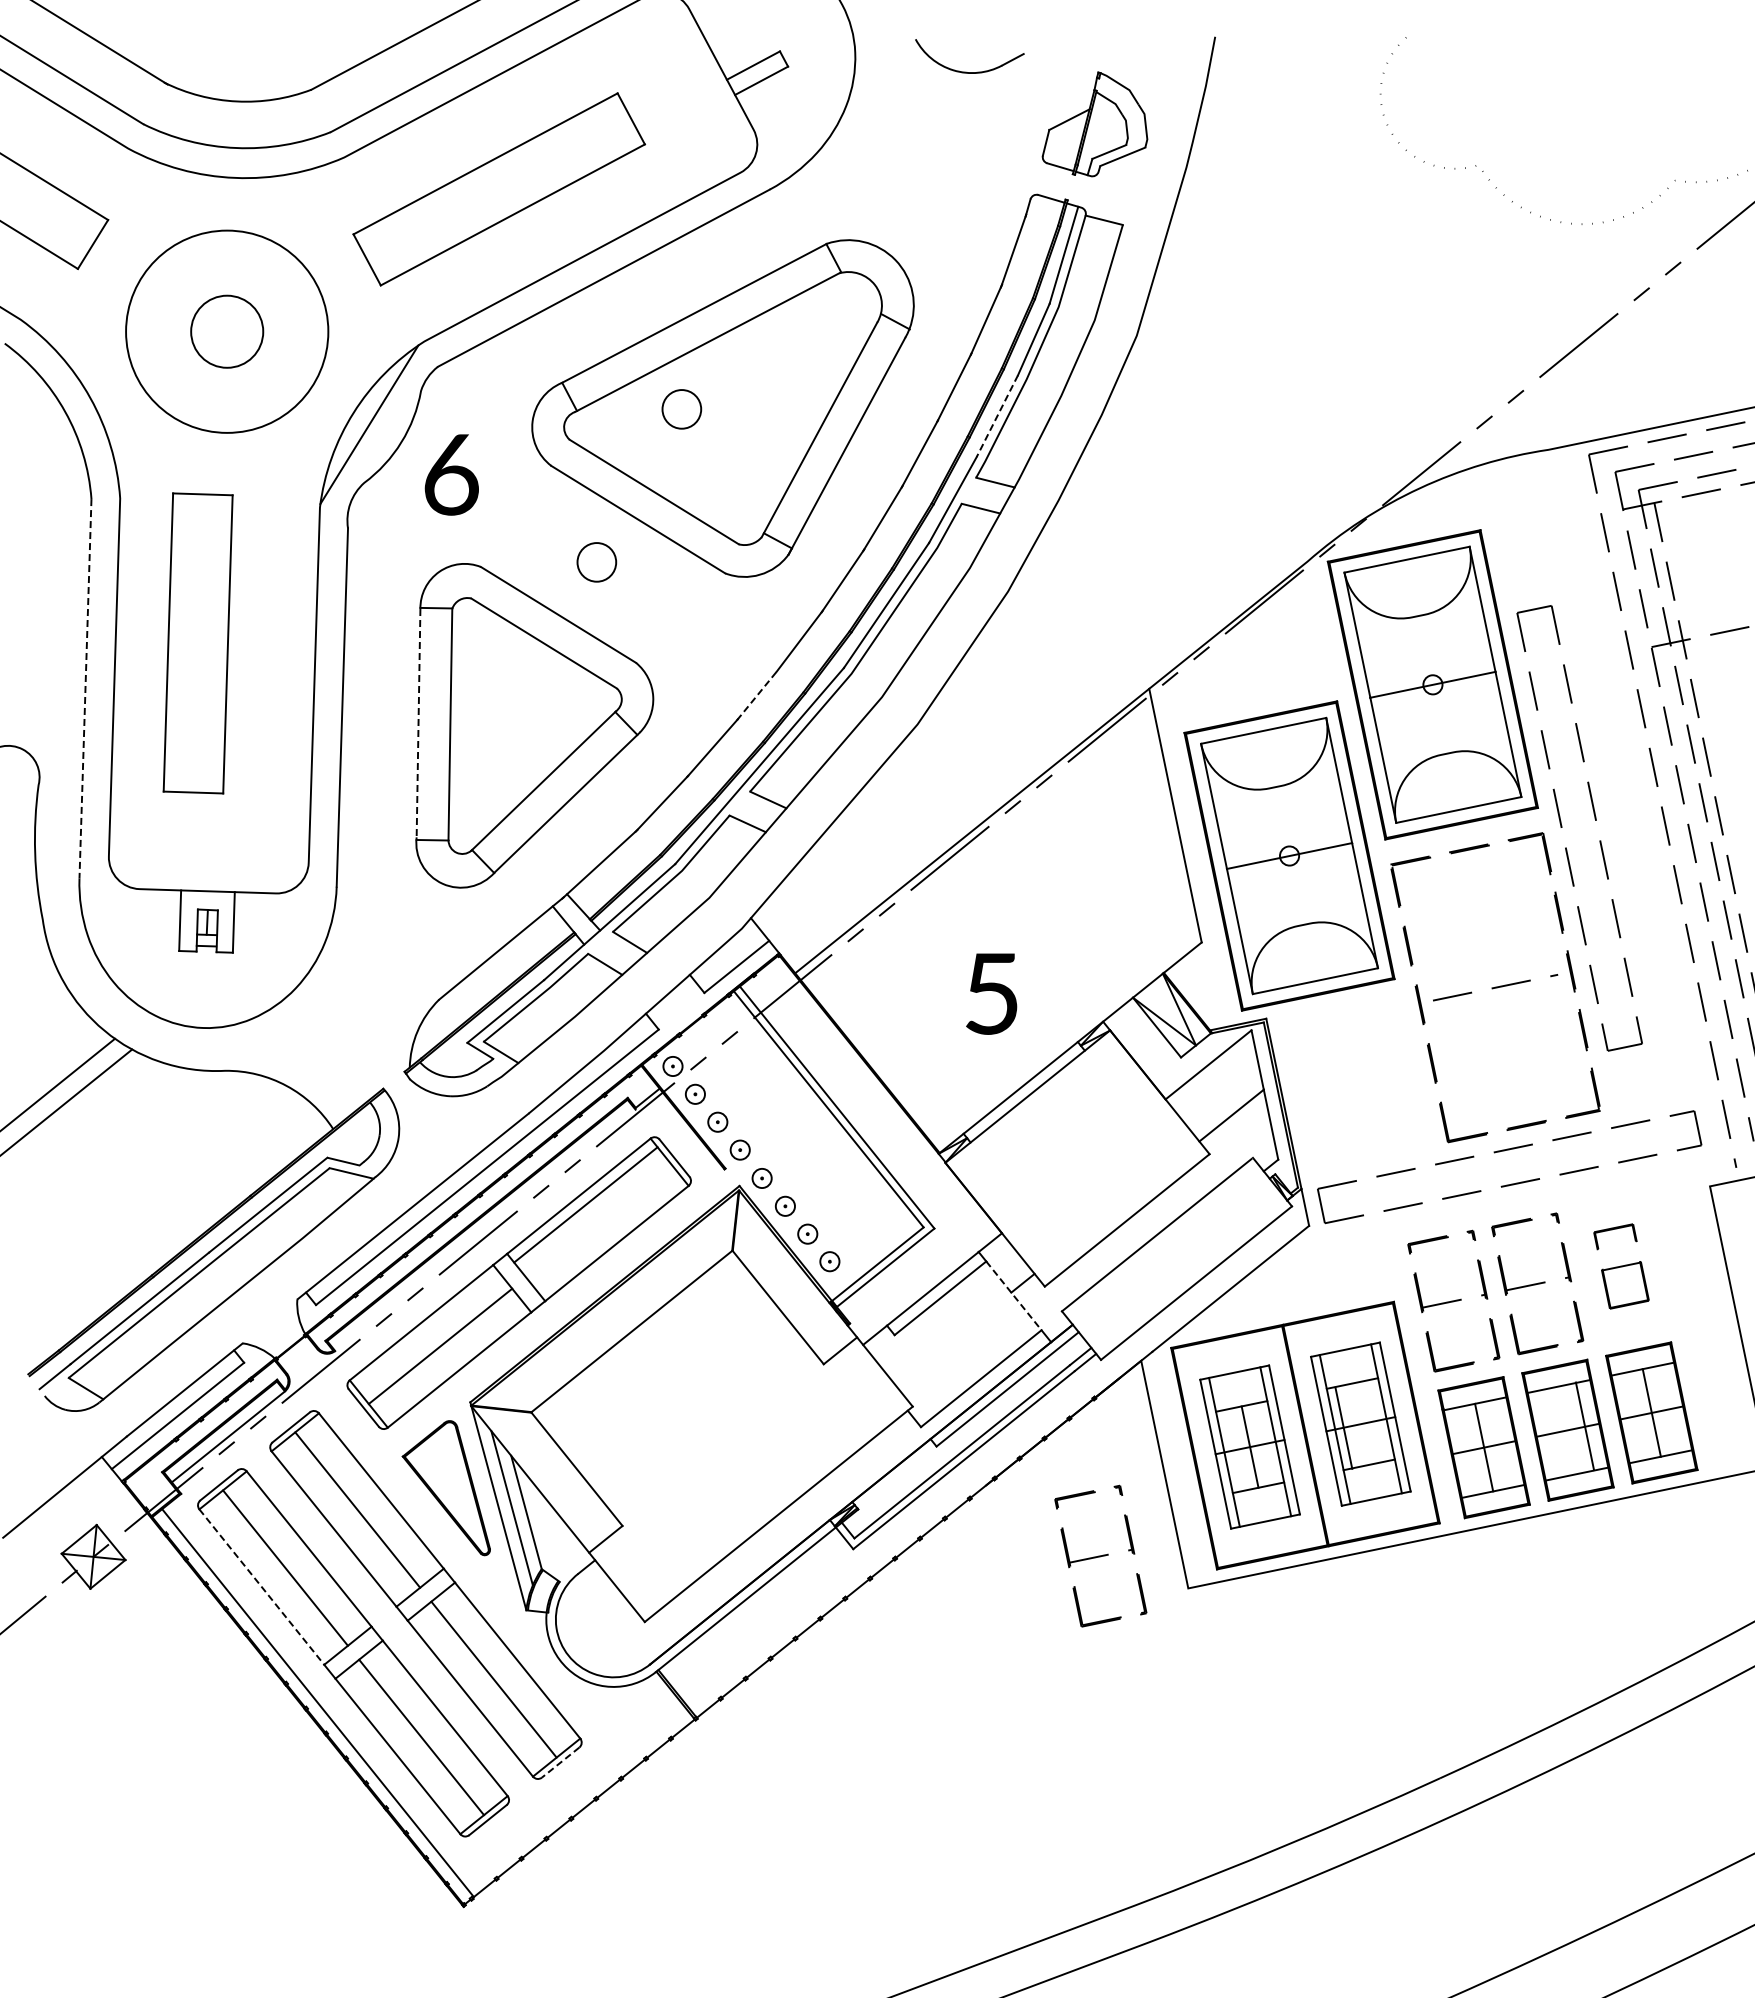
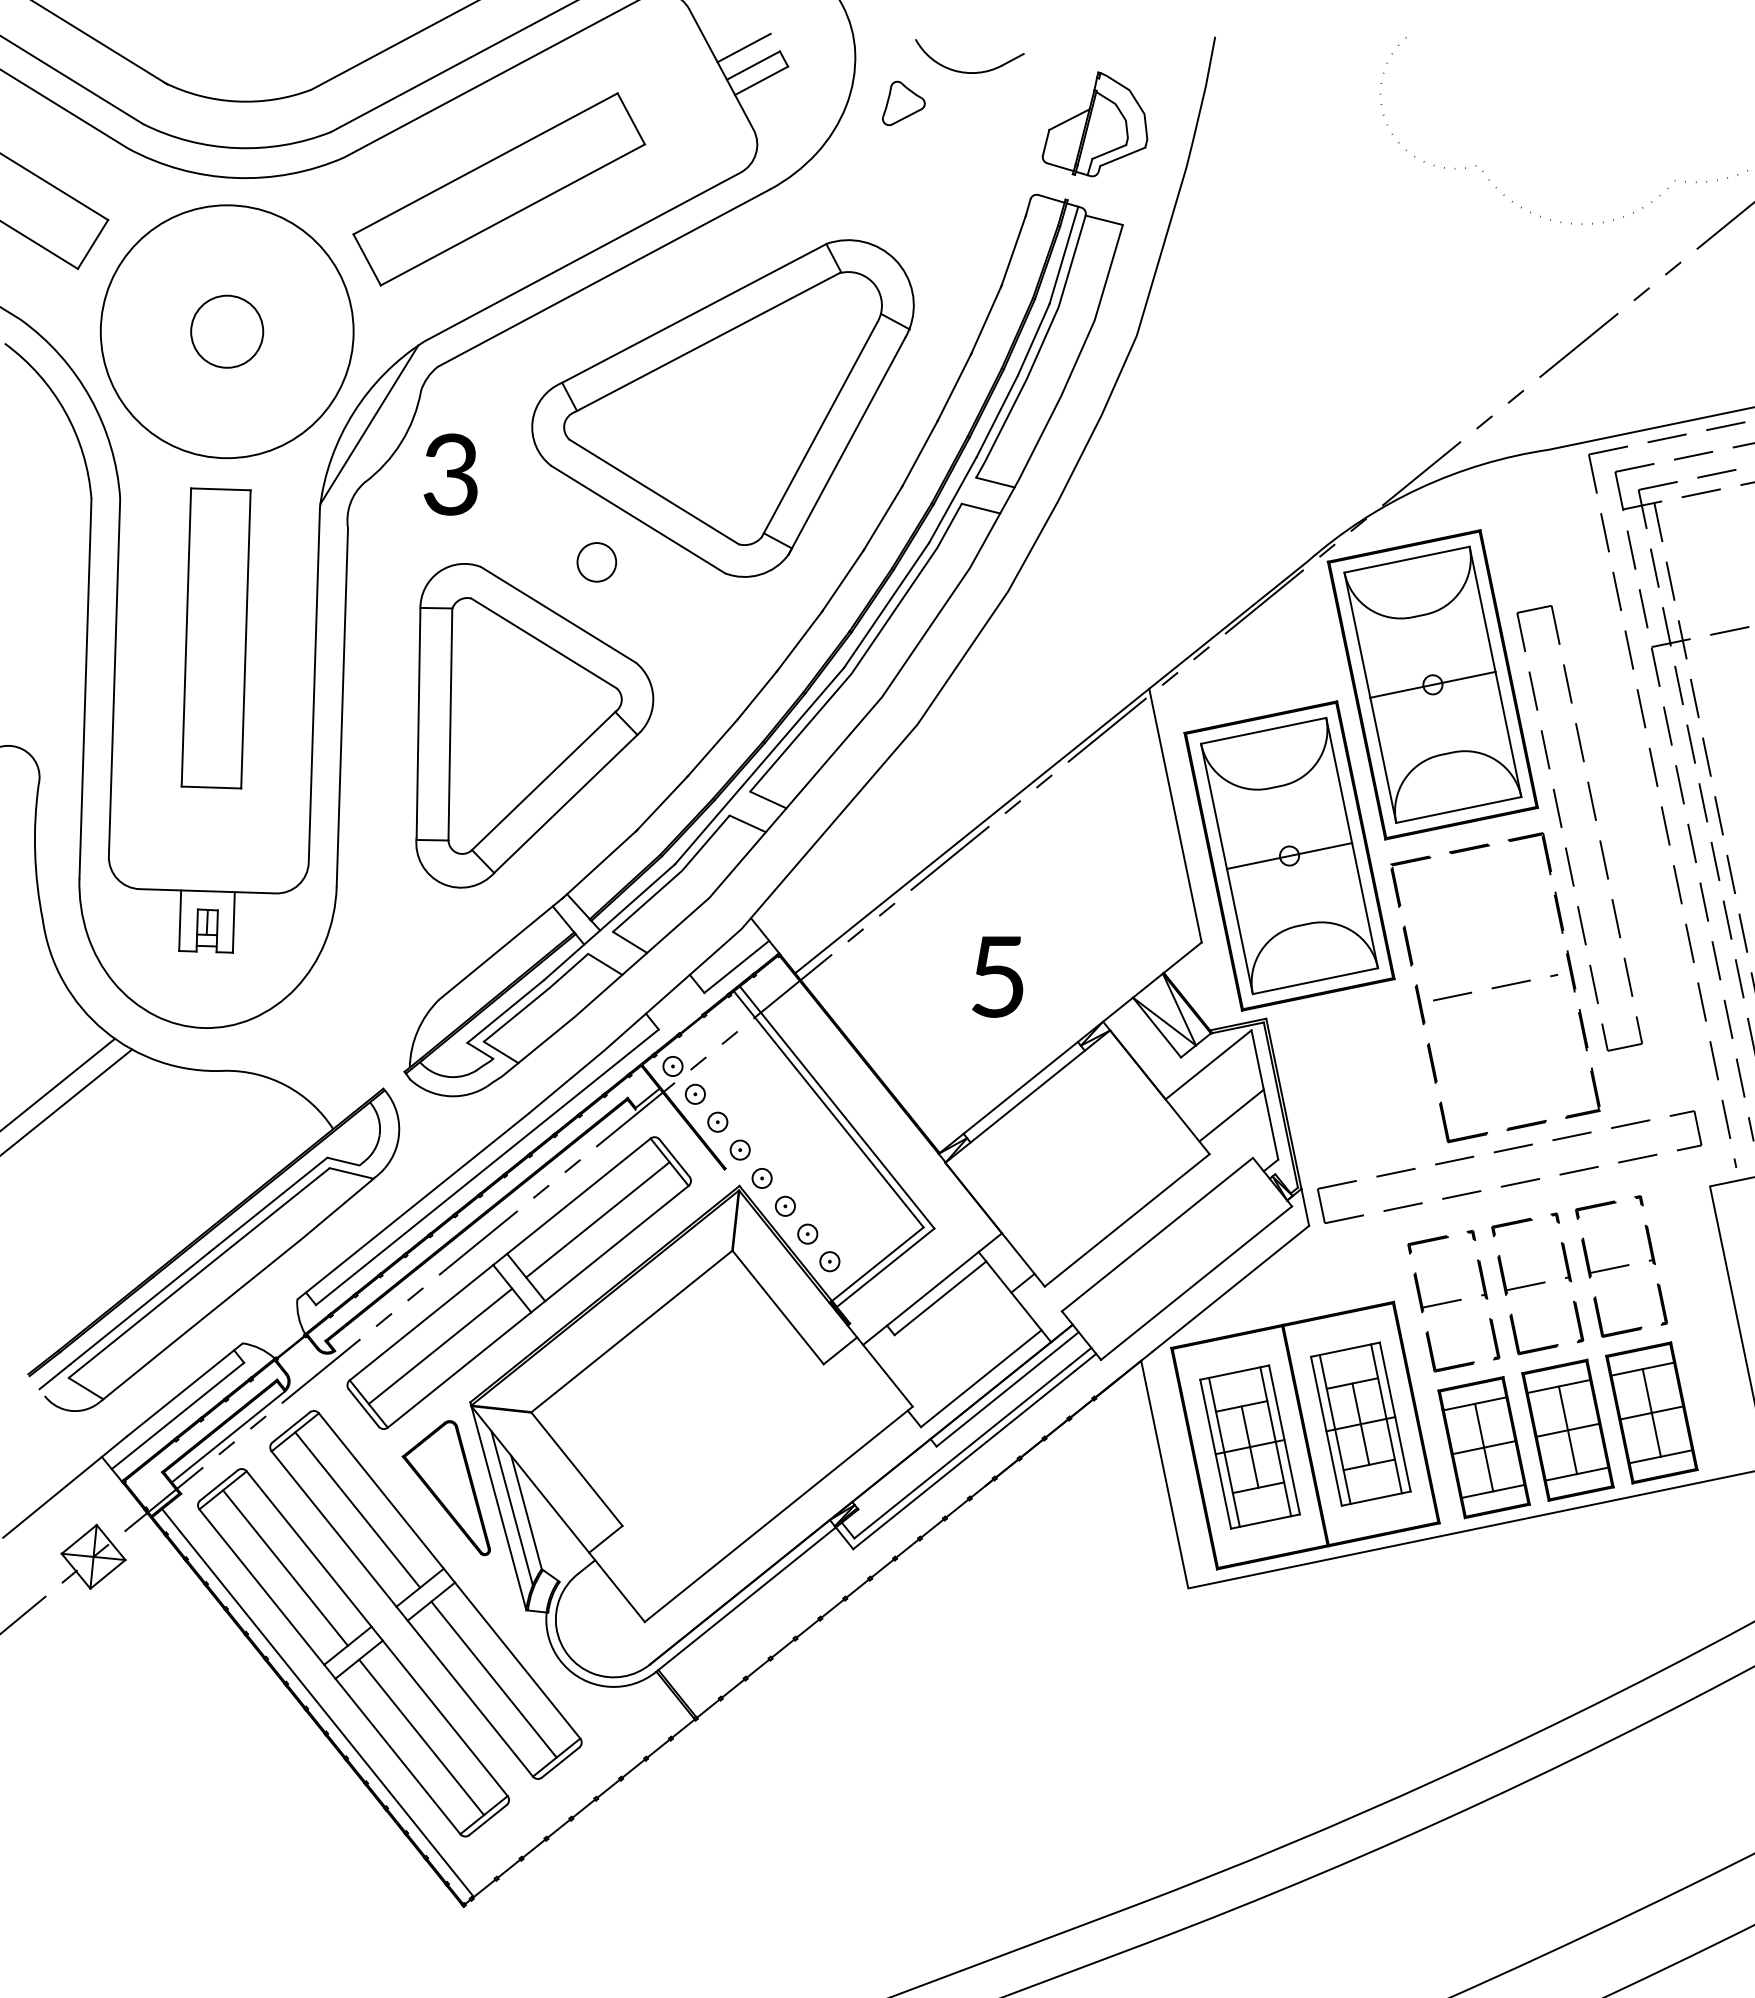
line: none -> present (743, 47)
part: none -> present (903, 103)
circle diameter: 202 px -> 253 px (226, 331)
circle: present -> none (681, 409)
line: dashed -> solid (997, 416)
text: 6 -> 3 (450, 474)
part position: (197, 643) -> (215, 638) (215, 638)
line: dashed -> solid (85, 688)
line: dashed -> solid (757, 695)
line: dashed -> solid (418, 723)
text position: (991, 993) -> (997, 976) (997, 976)
line position: (585, 1204) -> (597, 1219) (597, 1219)
part size: 57x87 px -> 93x143 px (1621, 1266)
line: dashed -> solid (1014, 1296)
line position: (1584, 1426) -> (1567, 1430) (1567, 1430)
line position: (1343, 1427) -> (1360, 1423) (1360, 1423)
part: present -> none (1100, 1555)
line: dashed -> solid (261, 1587)
line: dashed -> solid (560, 1762)
